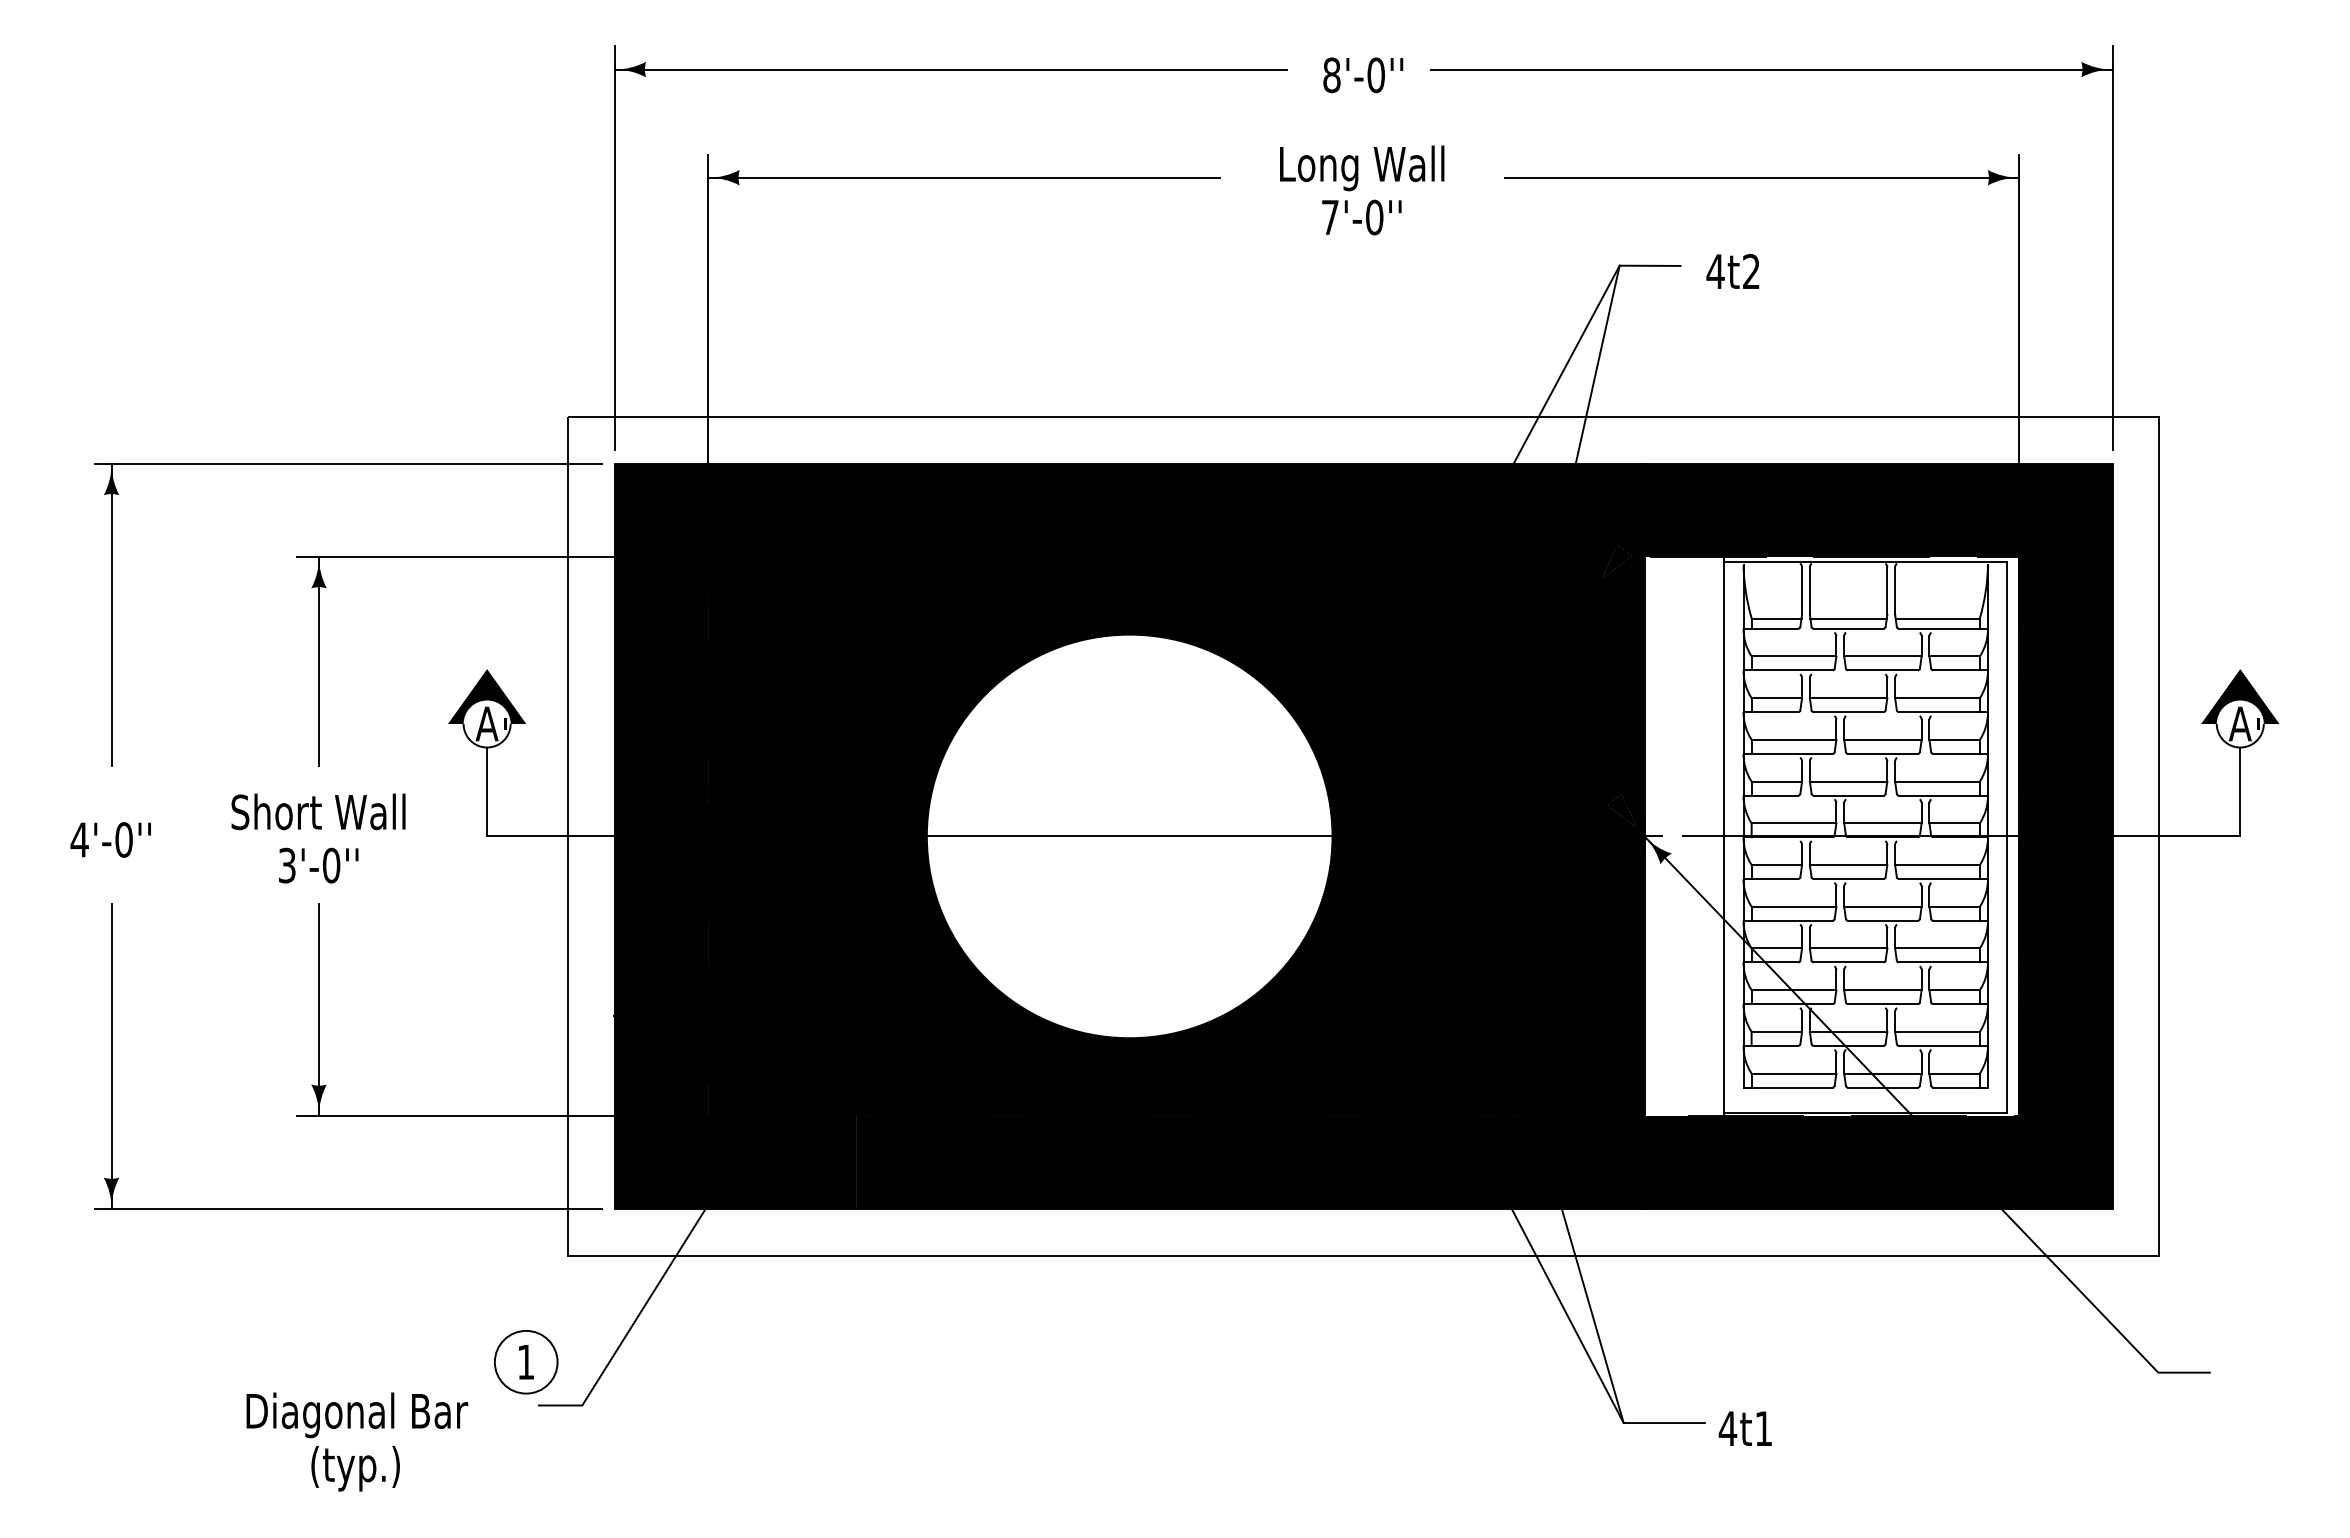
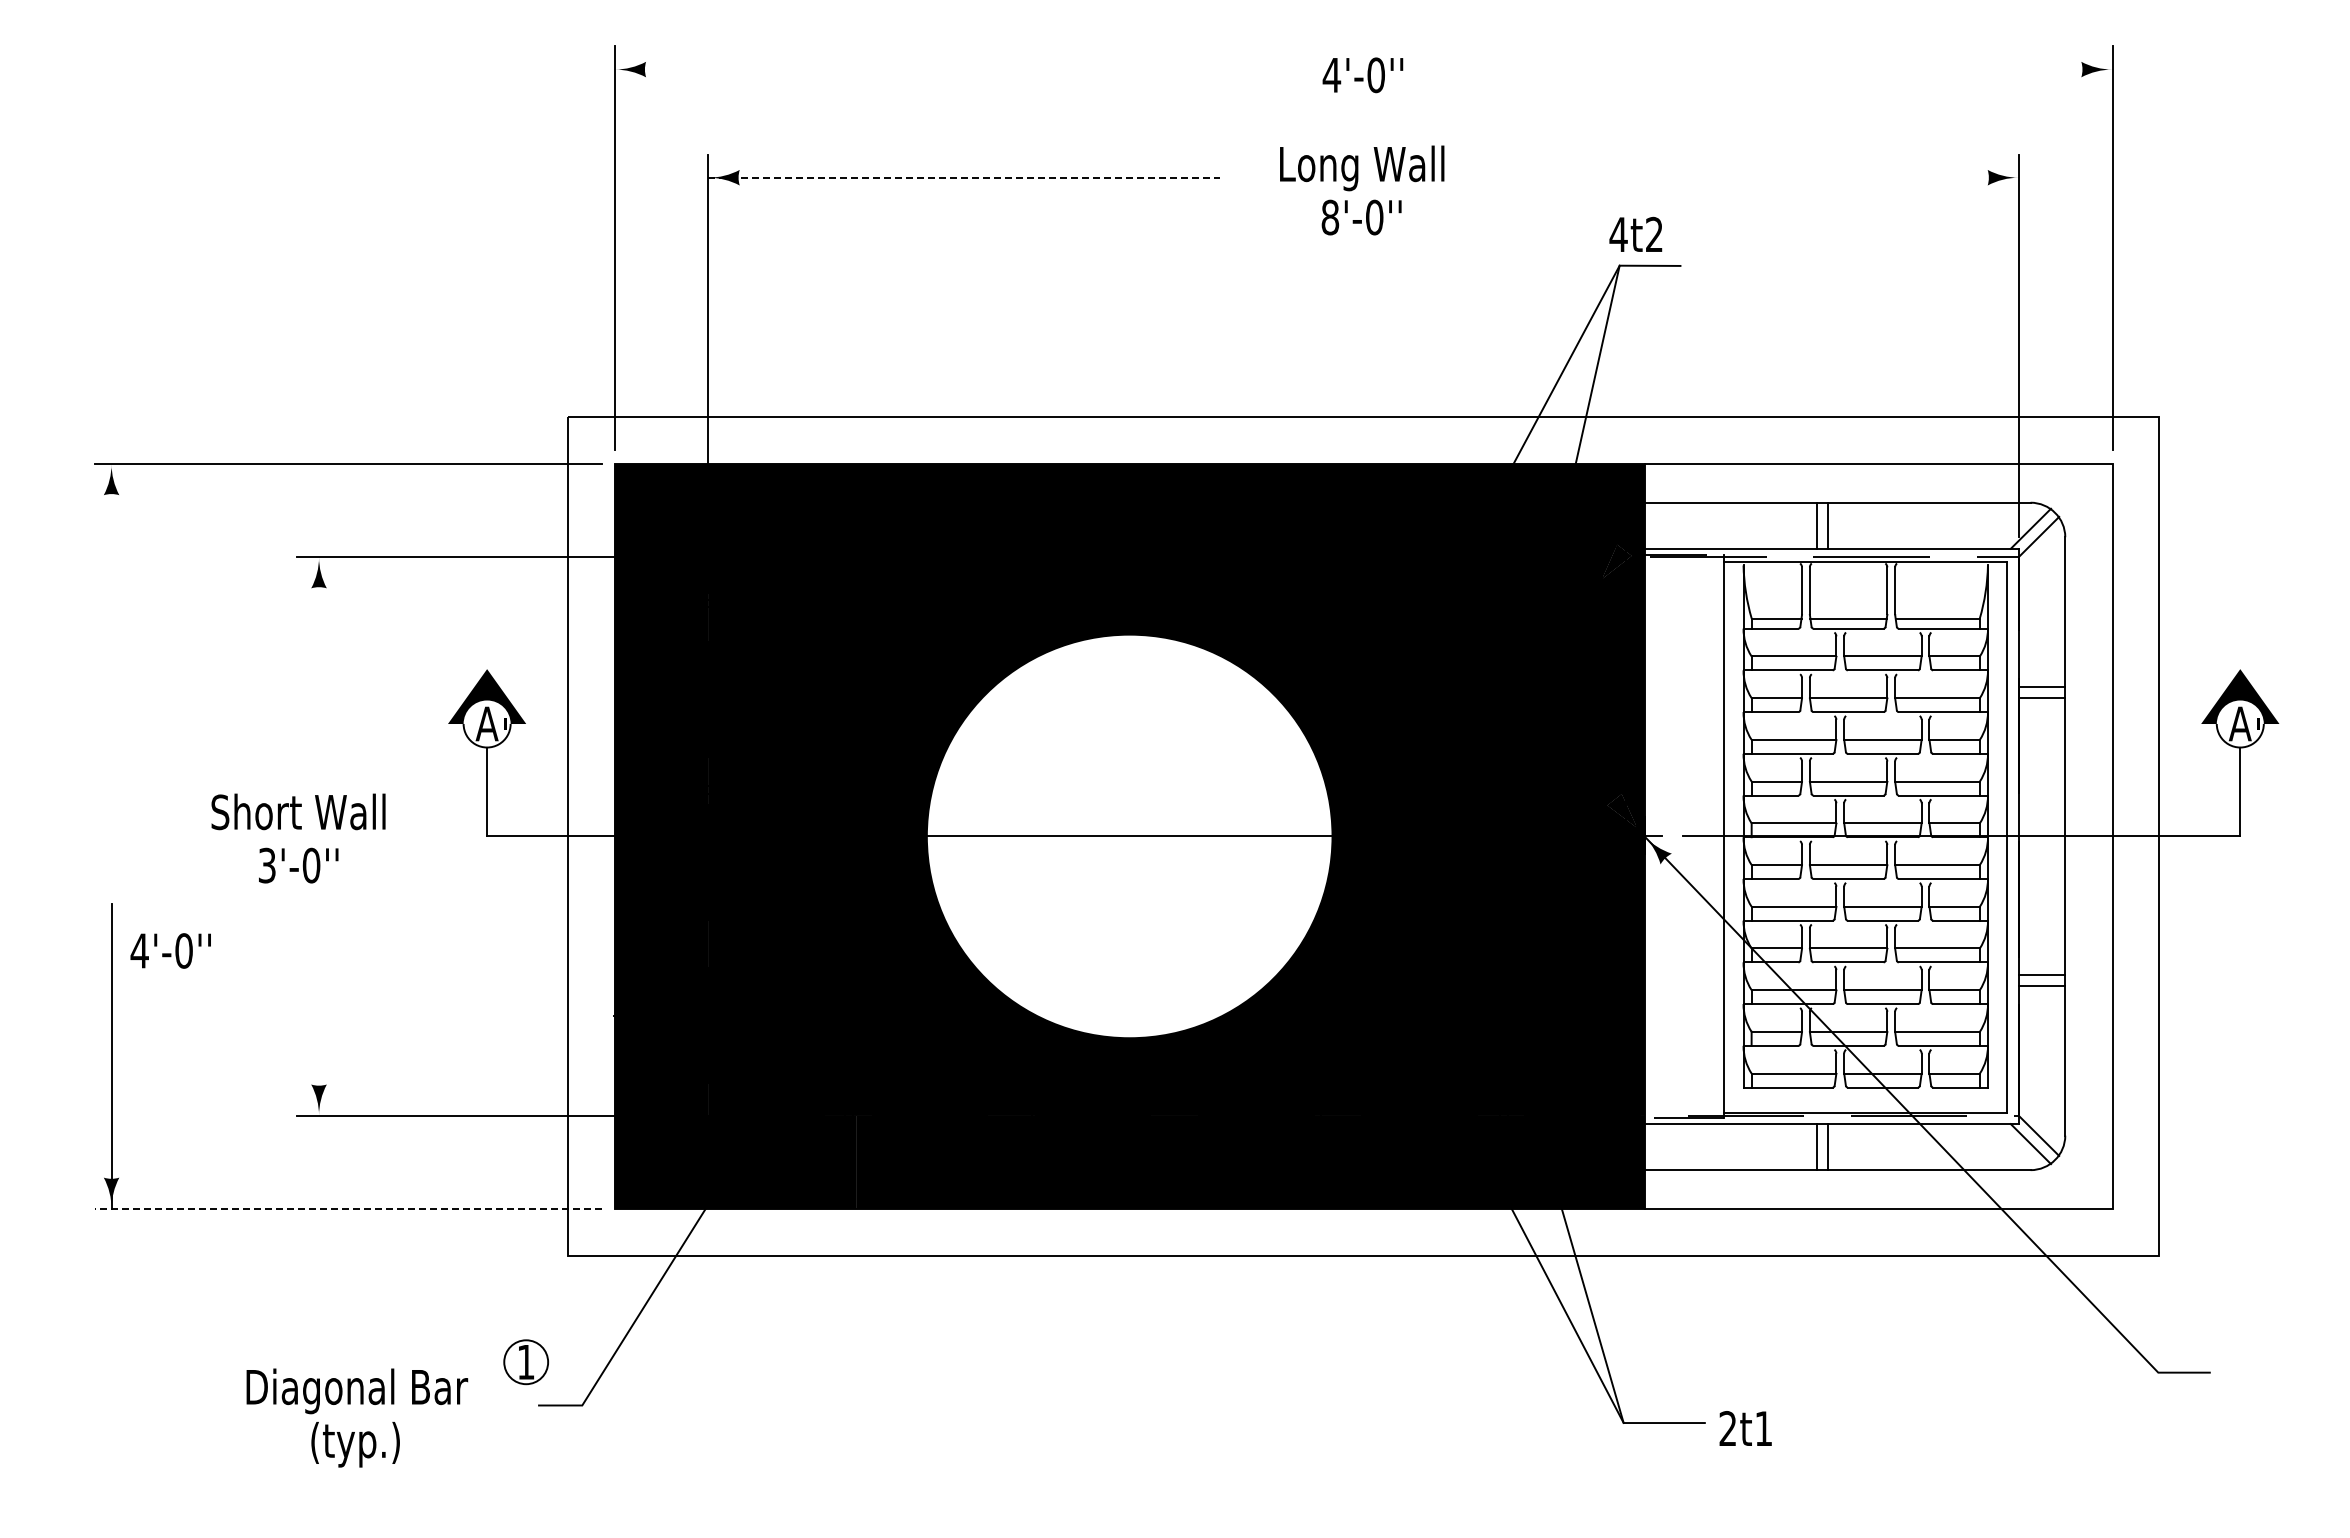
line: present -> none (950, 69)
line: present -> none (1771, 69)
text: 8'-0'' -> 4'-0'' (1331, 75)
line: solid -> dashed (964, 177)
line: present -> none (1761, 177)
text: 7'-0'' -> 8'-0'' (1330, 217)
text position: (1732, 270) -> (1635, 233) (1635, 233)
line: present -> none (111, 614)
line: present -> none (319, 661)
fill: present -> none (1878, 835)
text position: (318, 838) -> (298, 838) (298, 838)
text position: (110, 839) -> (170, 950) (170, 950)
line: present -> none (319, 1009)
line: solid -> dashed (348, 1208)
circle diameter: 63 px -> 44 px (526, 1362)
text: 4t1 -> 2t1 (1727, 1428)
text position: (357, 1441) -> (357, 1417) (357, 1417)
